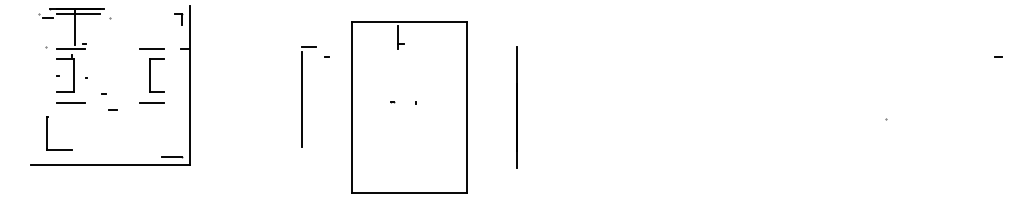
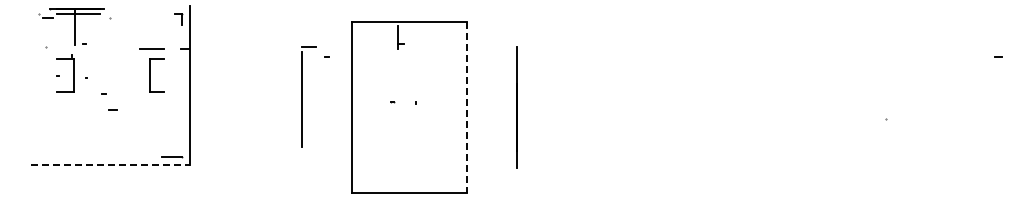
line: present -> none (70, 48)
line: present -> none (70, 103)
line: present -> none (151, 103)
line: solid -> dashed (466, 107)
part: present -> none (47, 133)
line: solid -> dashed (110, 164)
